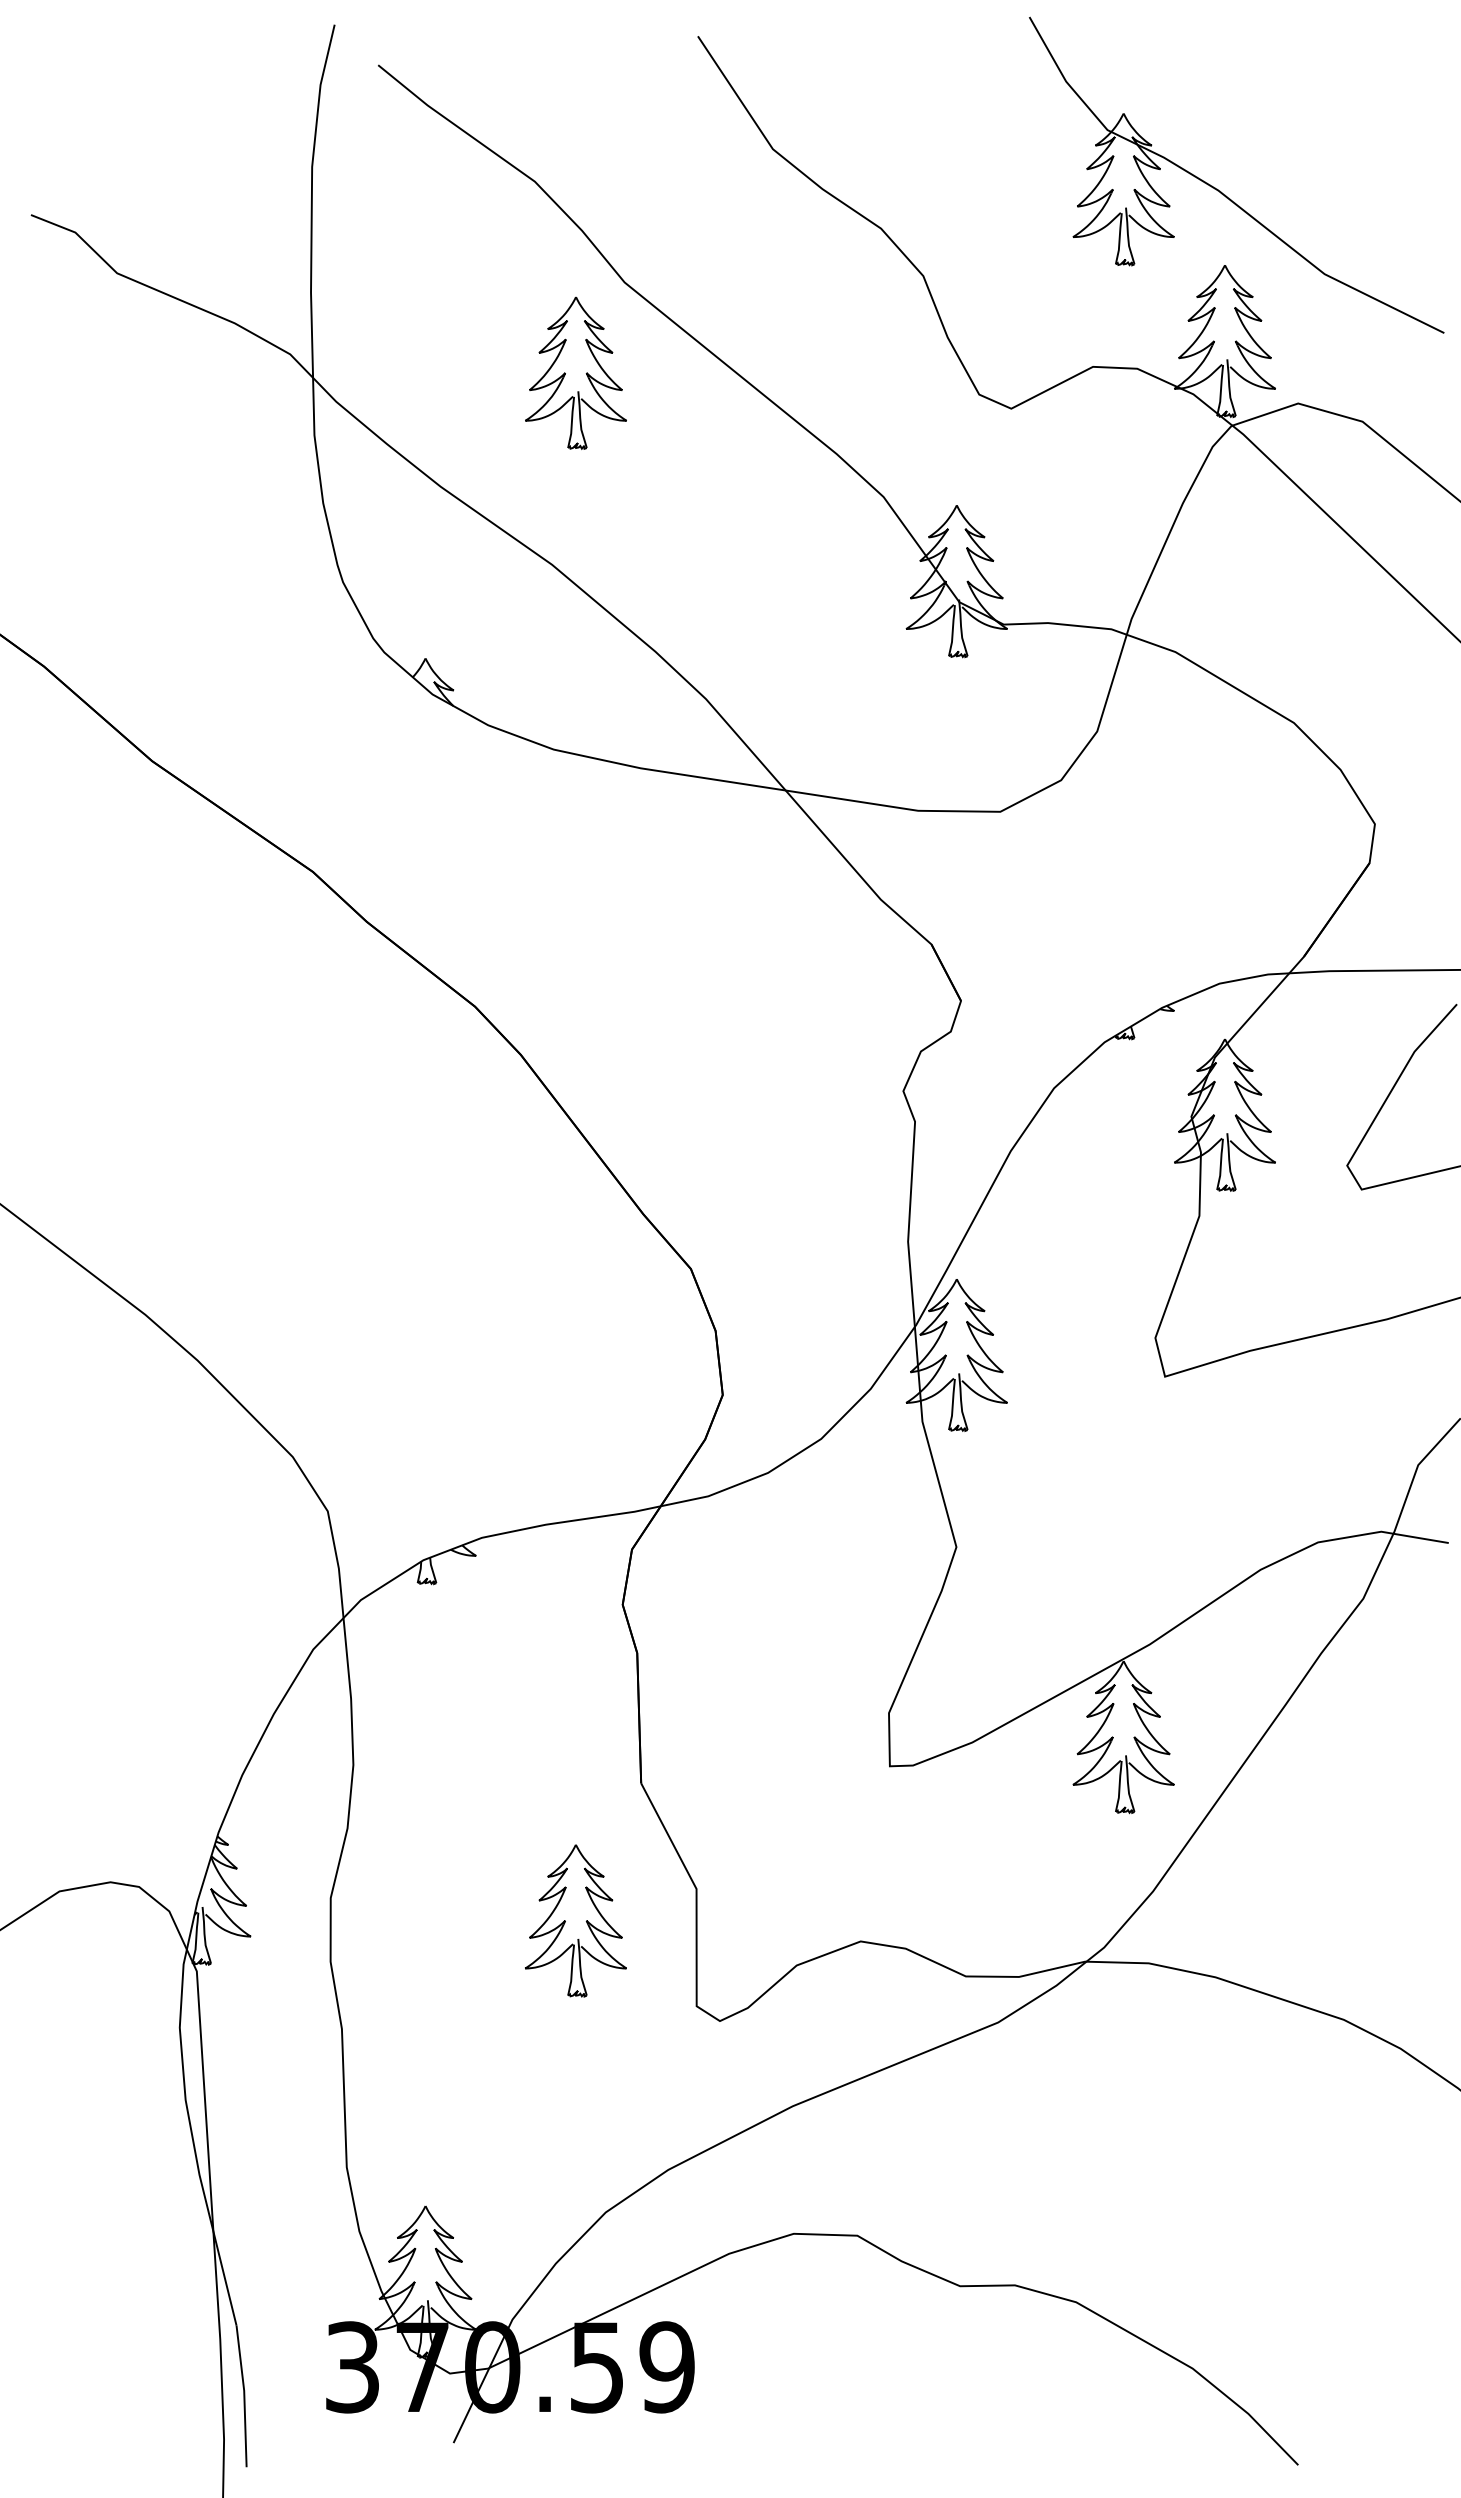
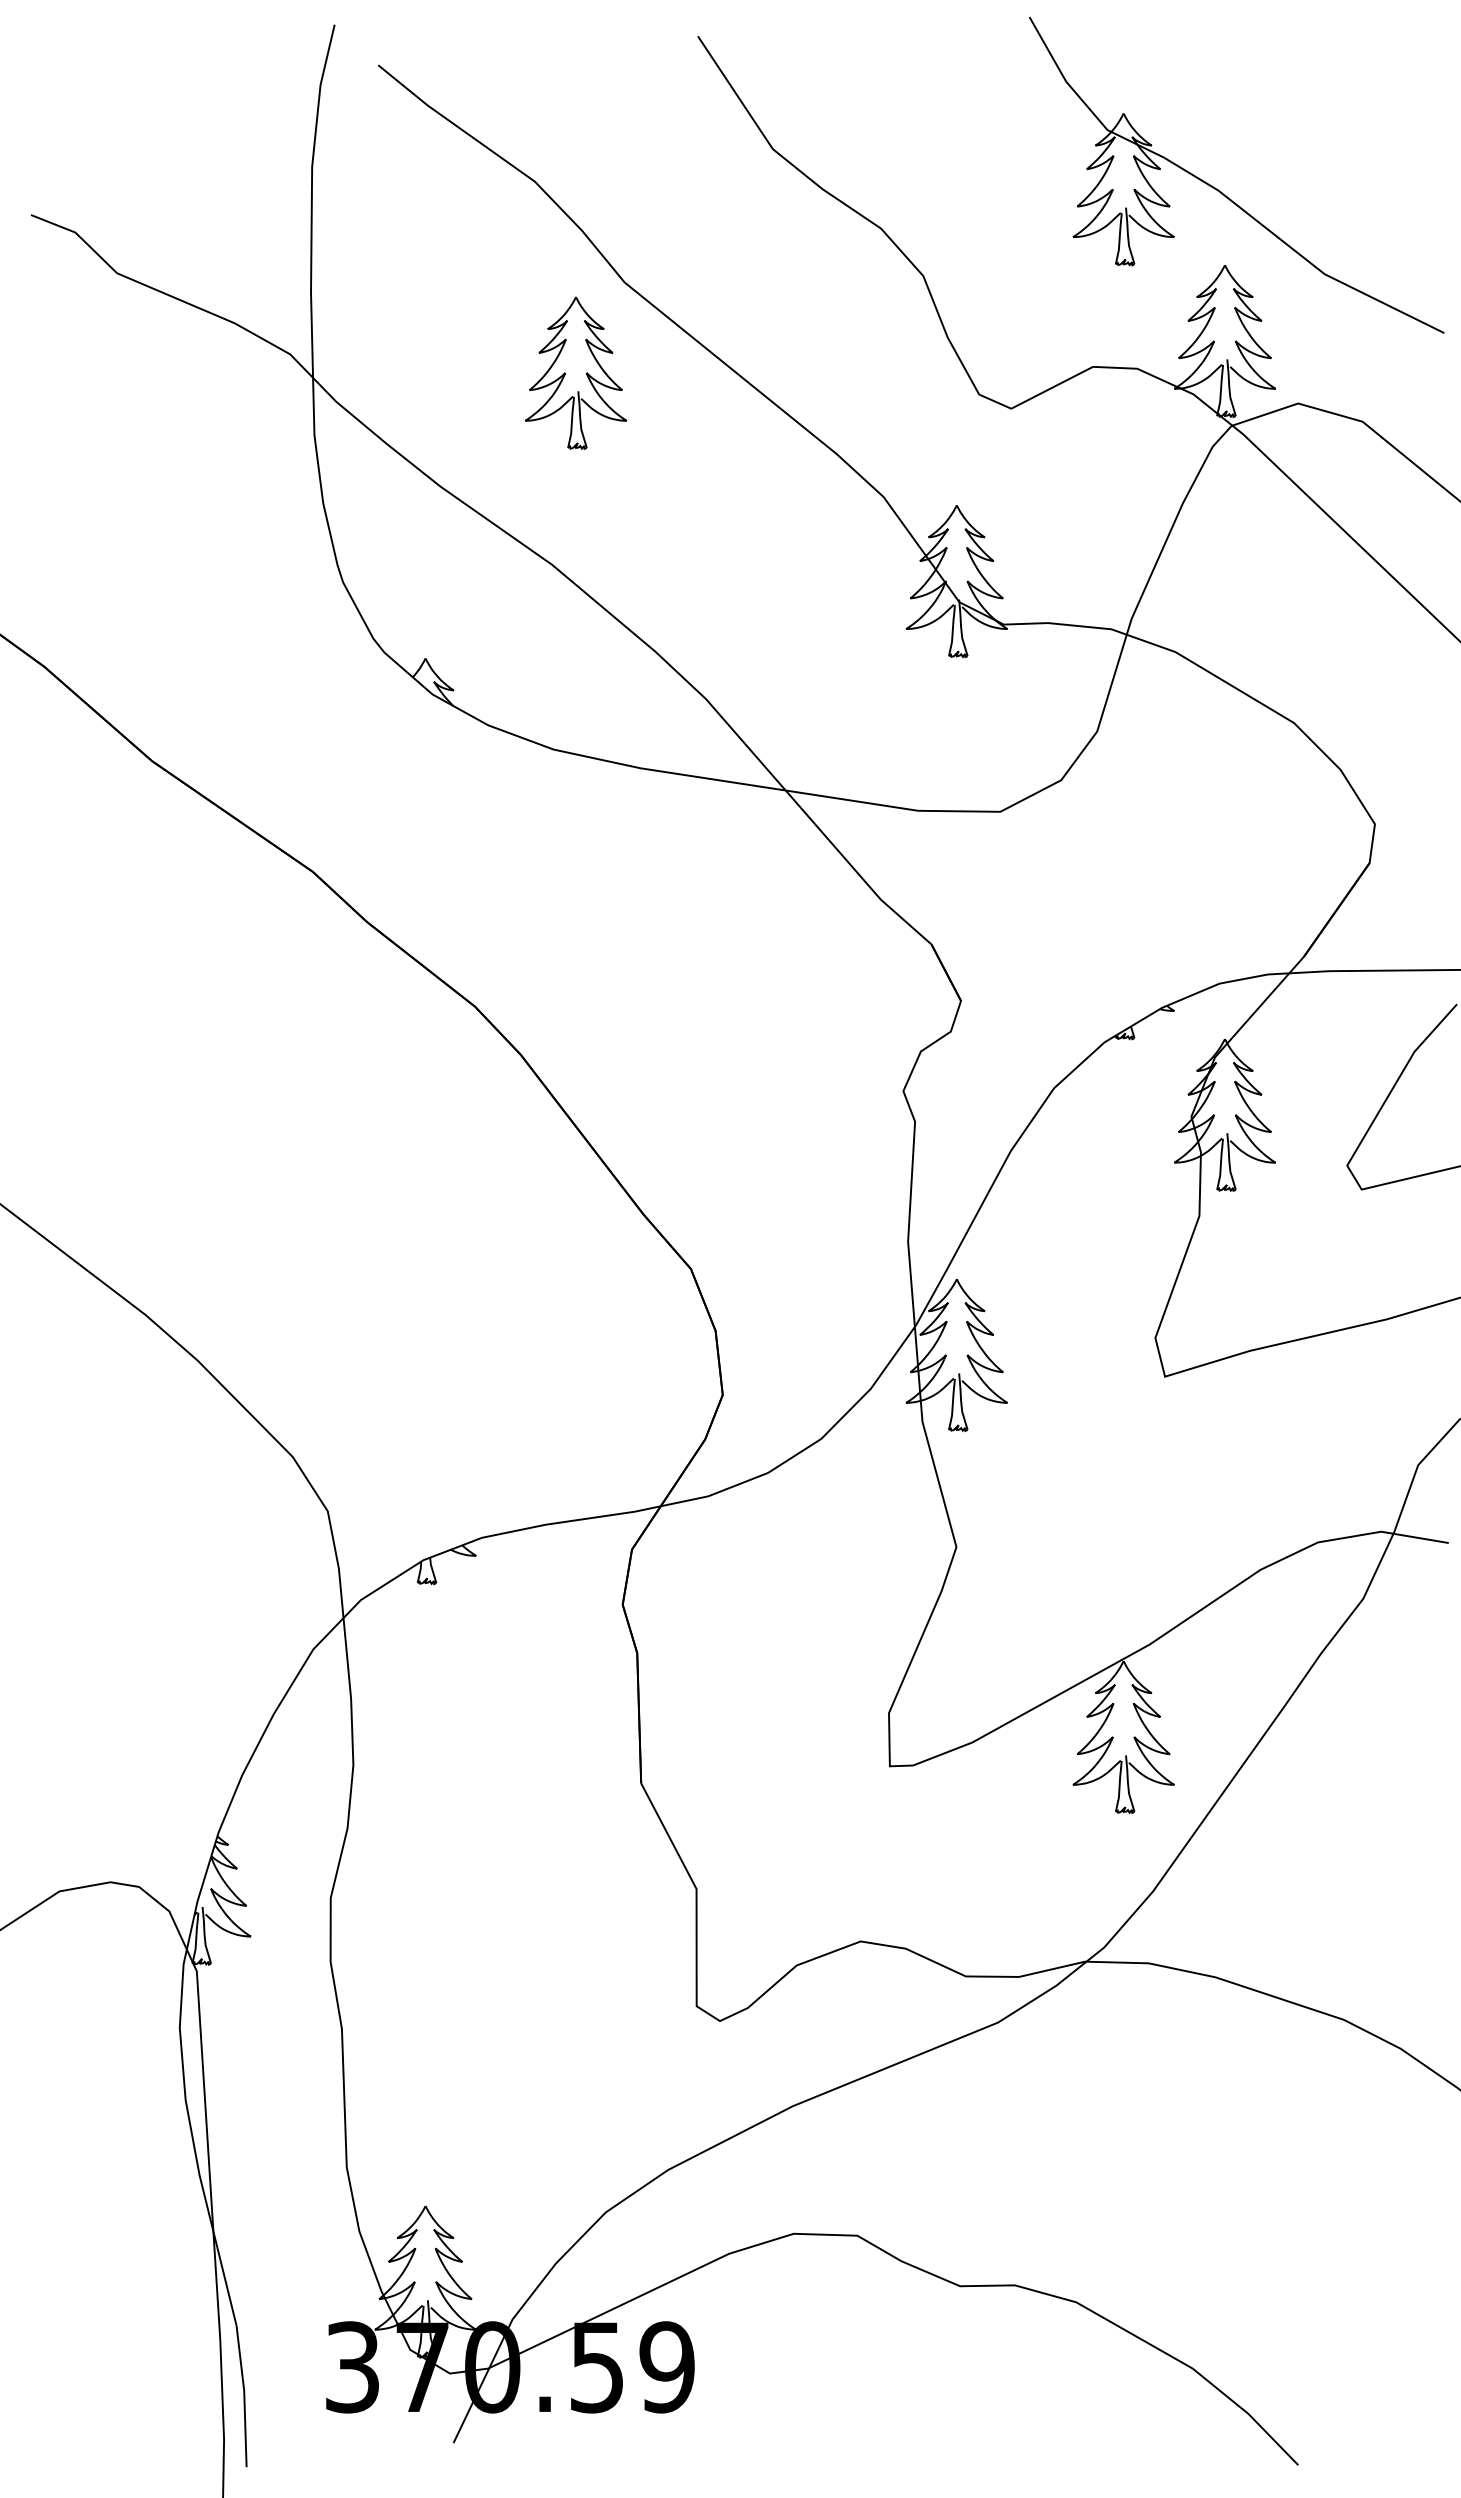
part: present -> none (575, 1920)
